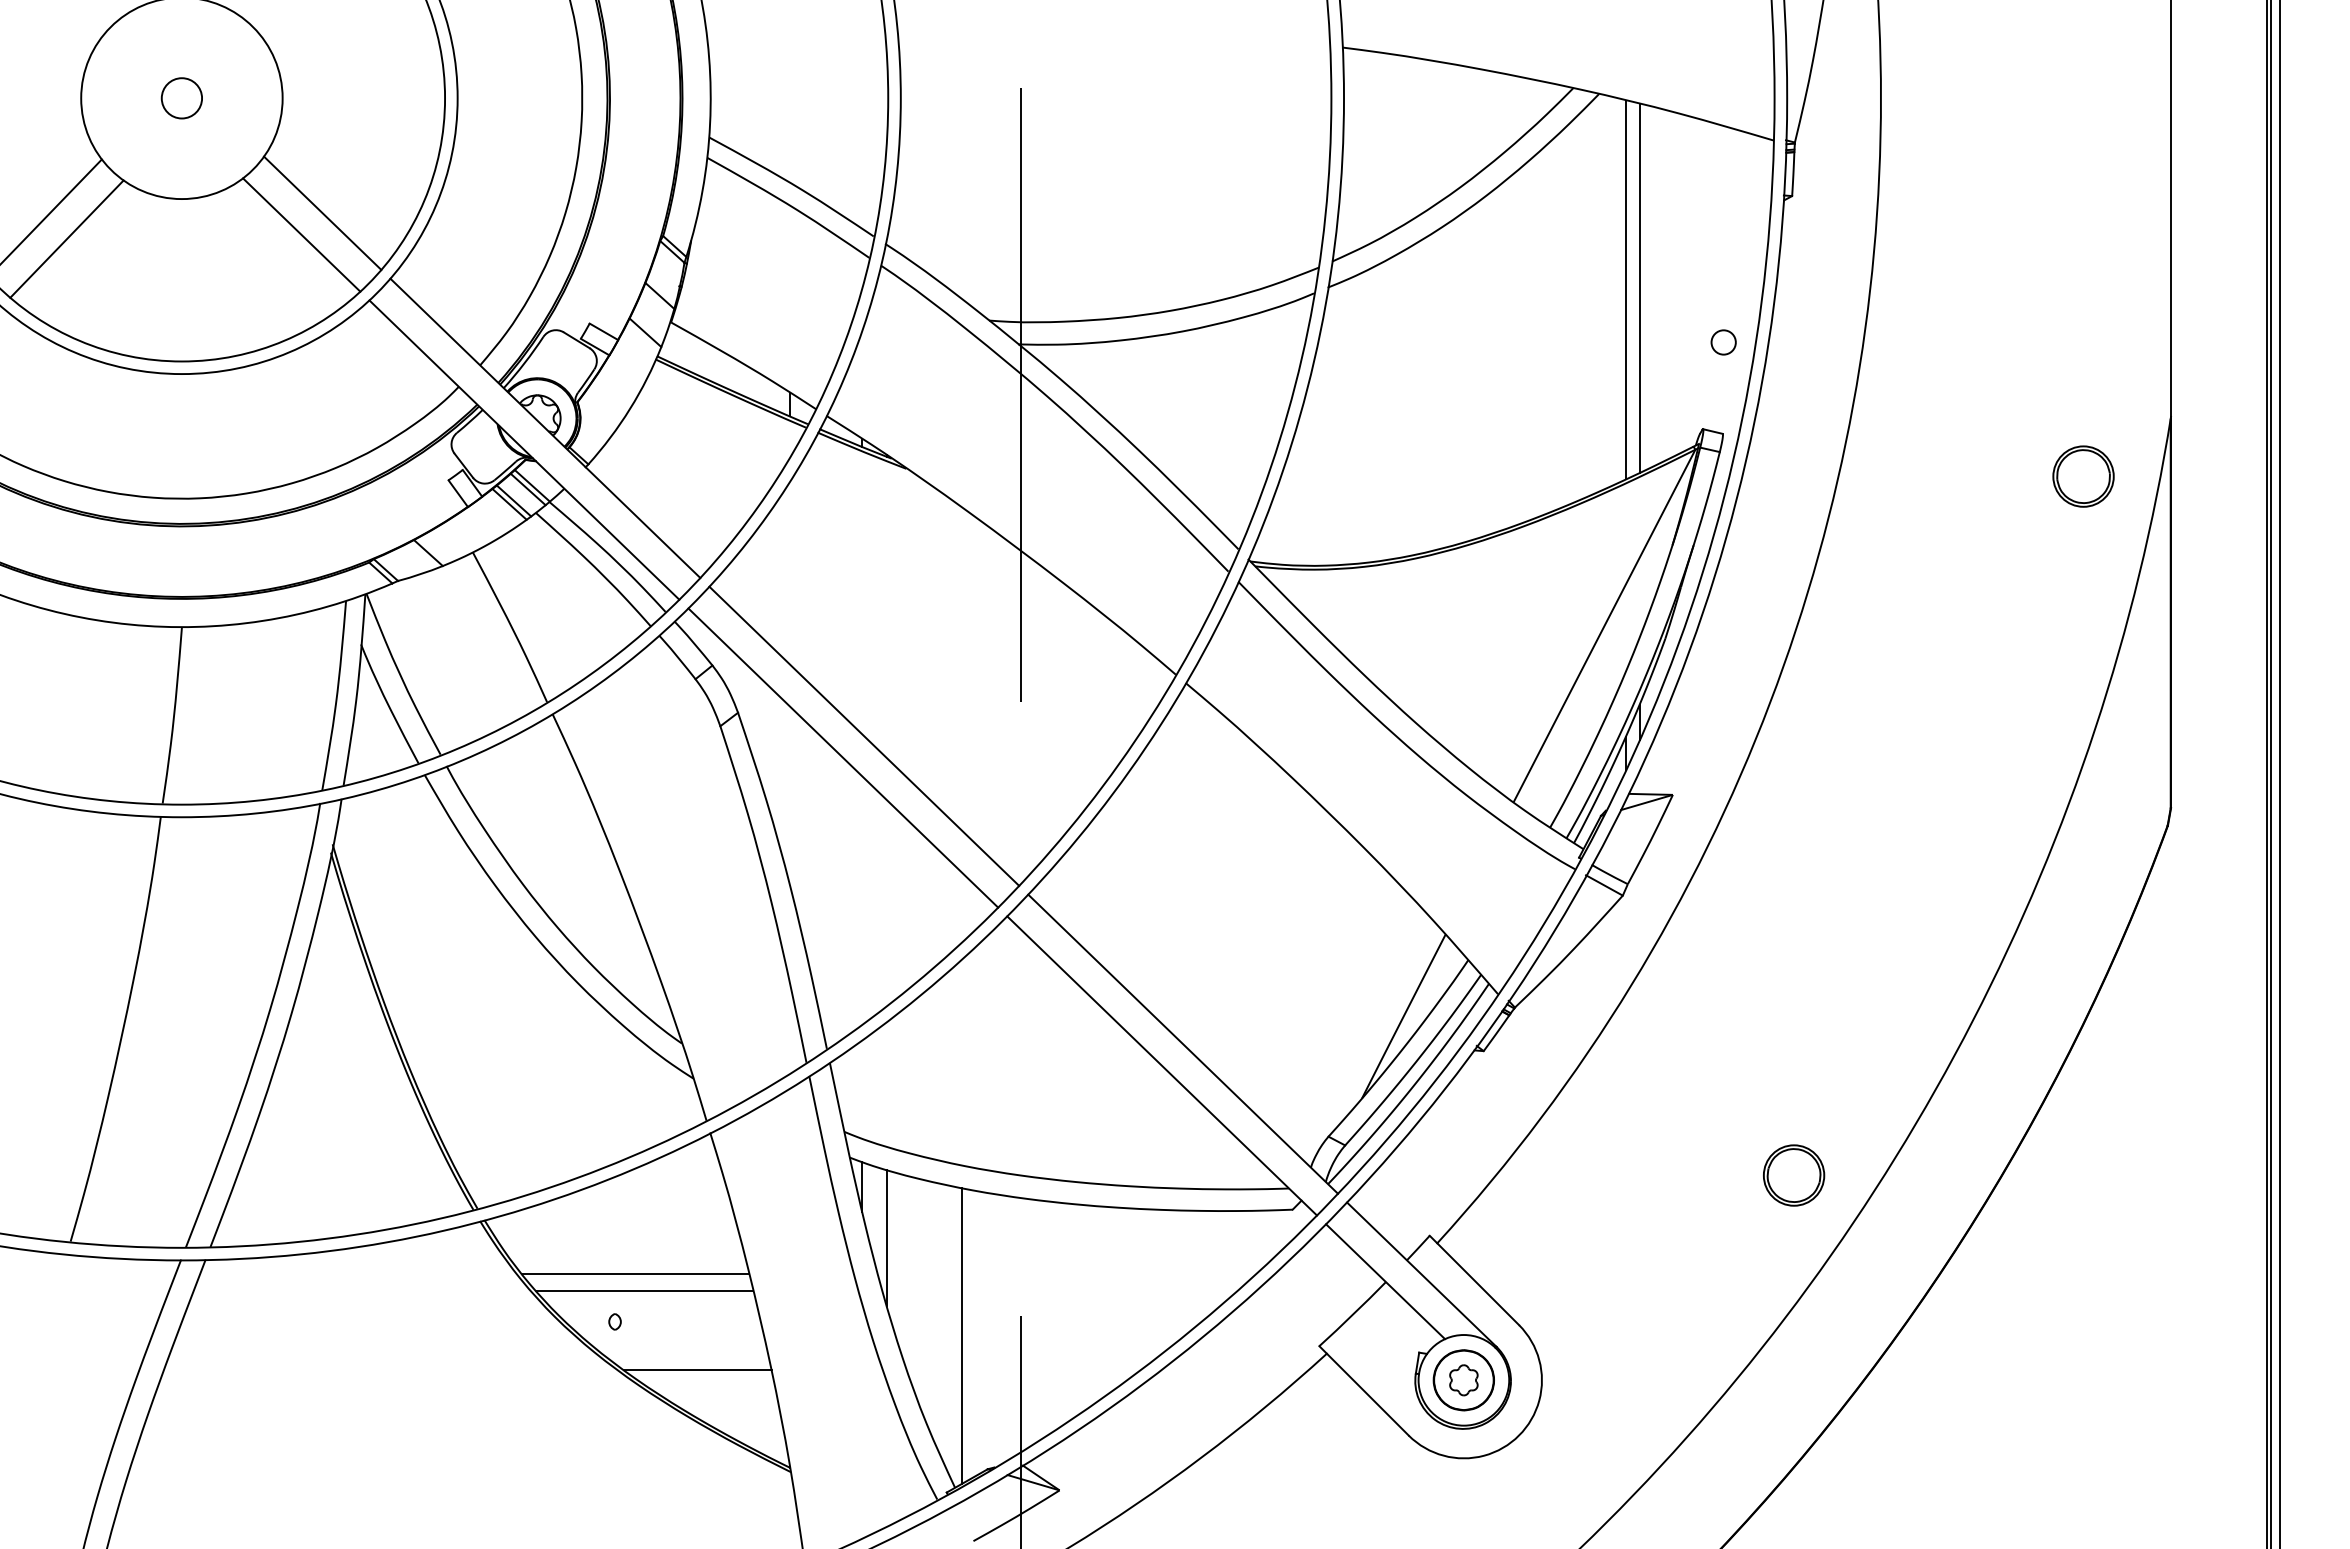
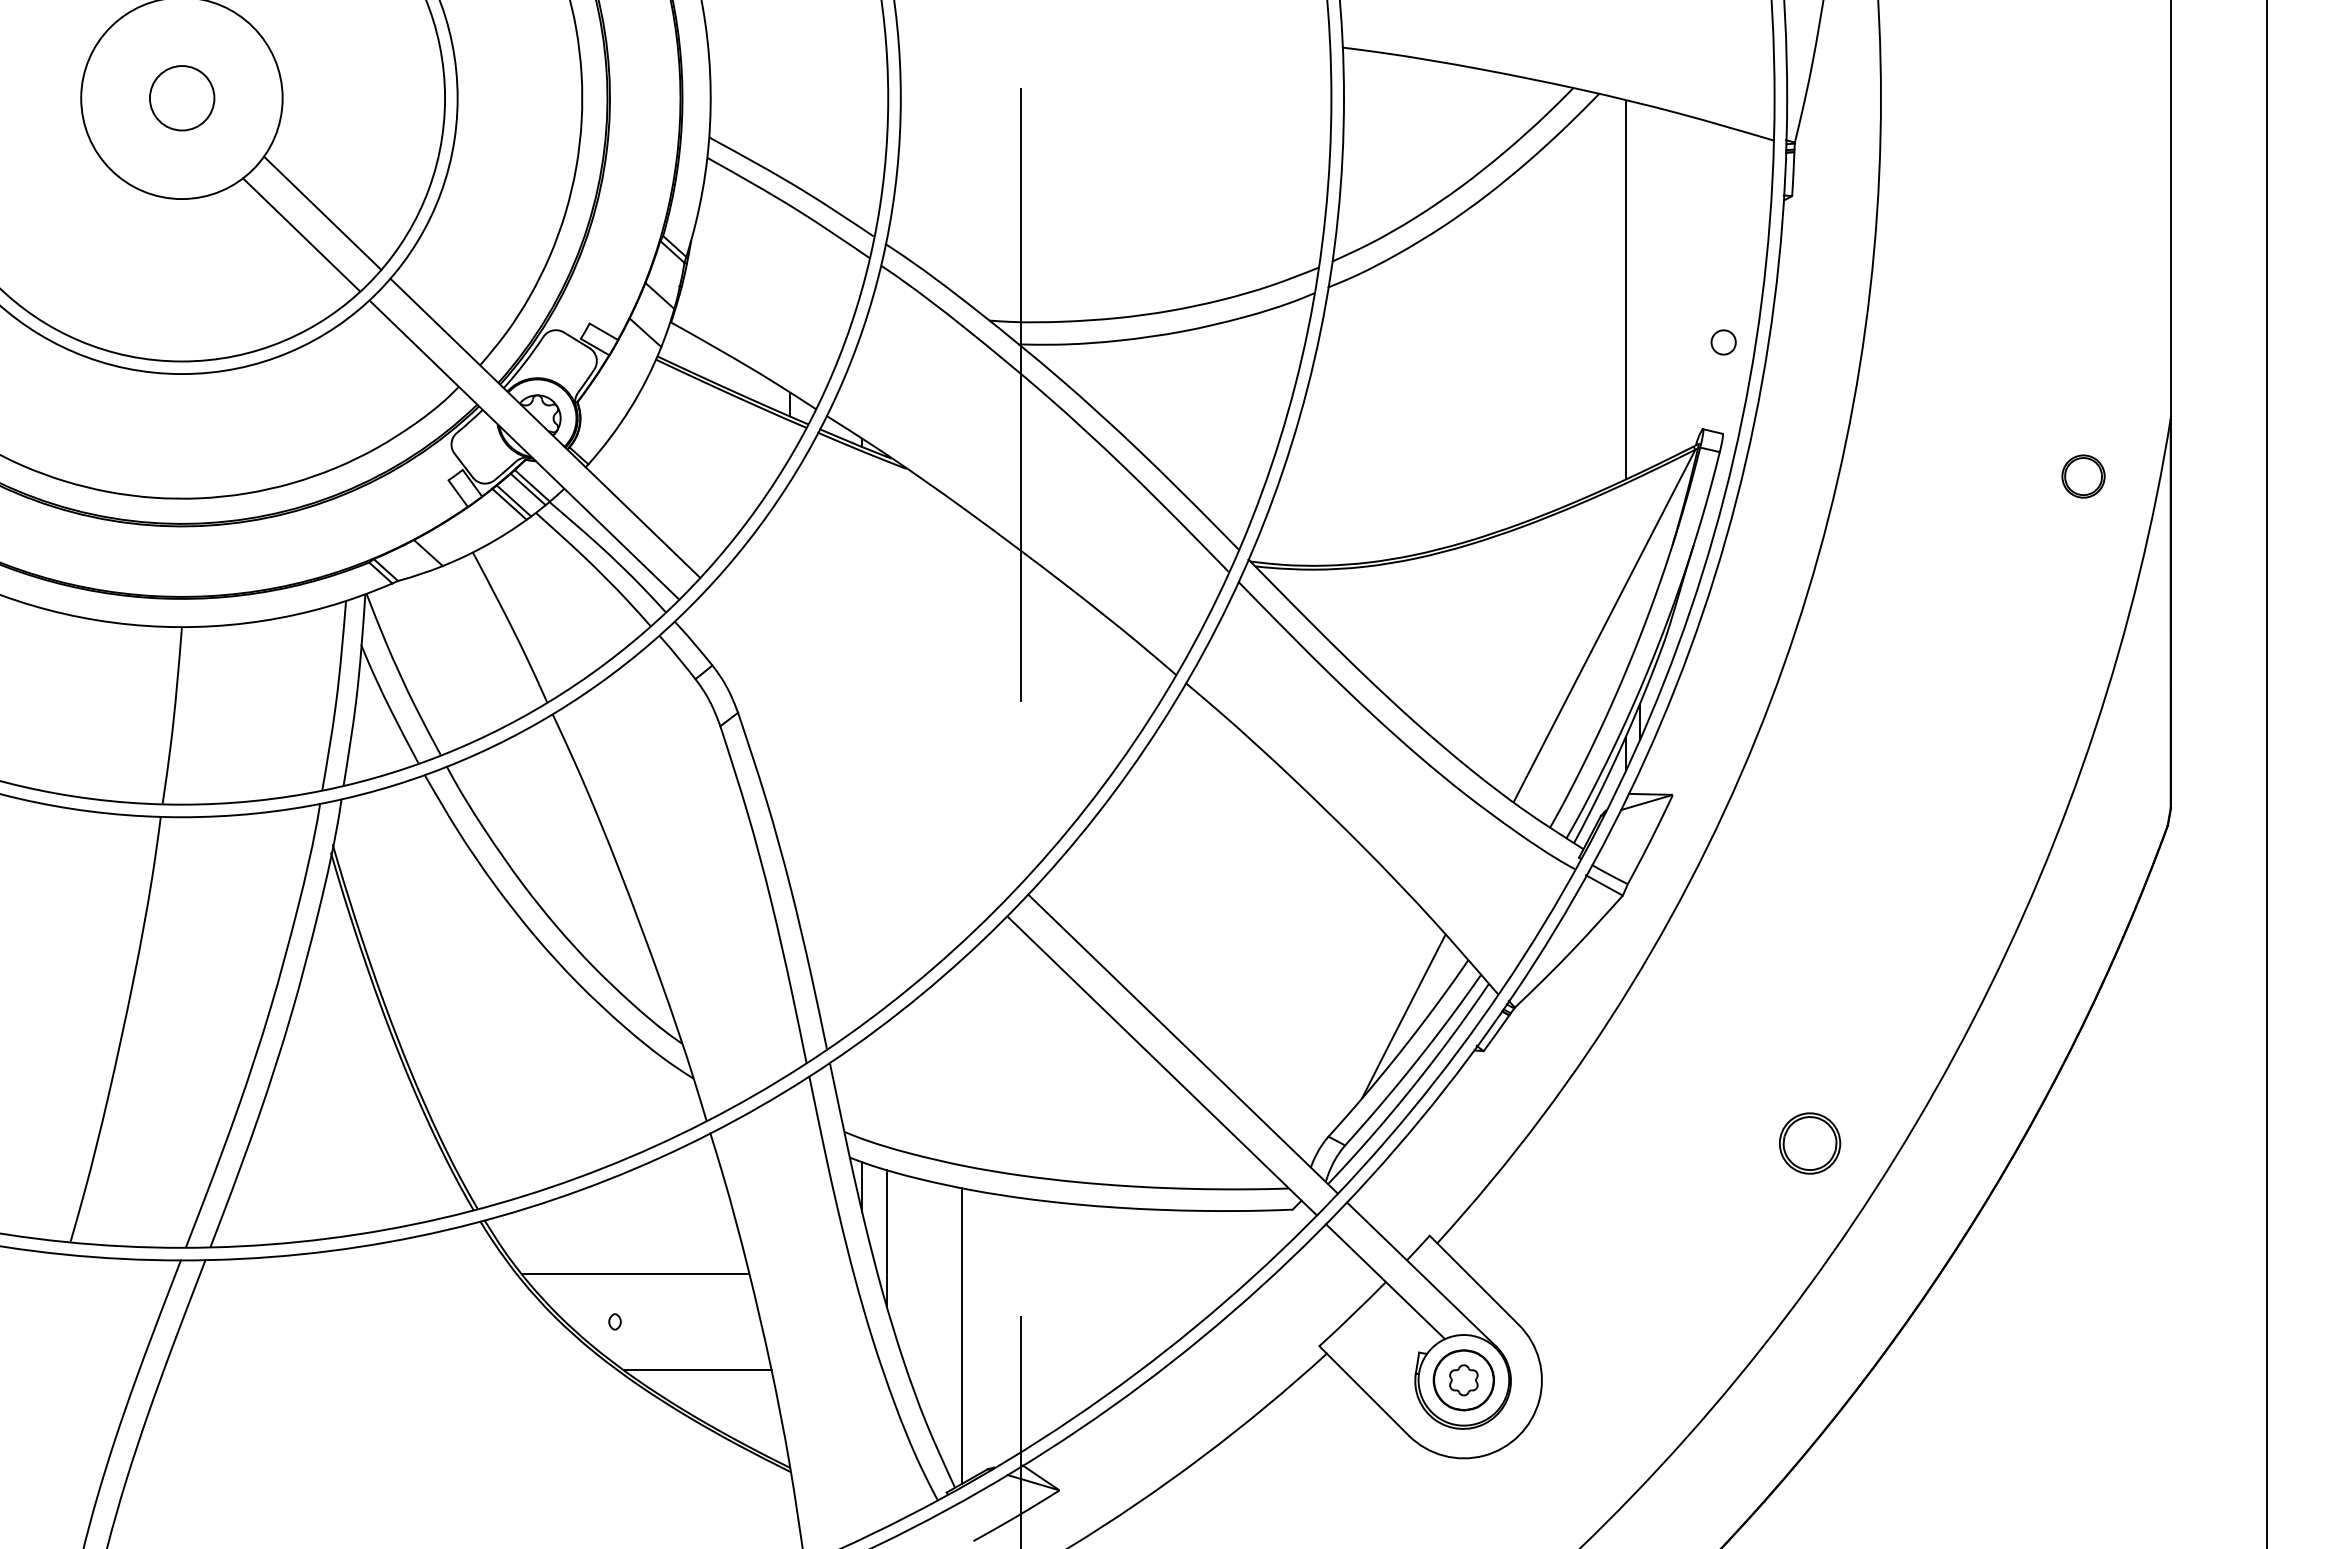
circle size: 43x43 px -> 67x67 px (182, 98)
line: present -> none (51, 210)
line: present -> none (66, 238)
line: present -> none (1639, 288)
part size: 63x63 px -> 45x45 px (2083, 476)
line: present -> none (864, 735)
line: present -> none (843, 757)
line: present -> none (2270, 773)
line: present -> none (2279, 773)
part position: (1794, 1175) -> (1810, 1143) (1810, 1143)
line: present -> none (644, 1291)
